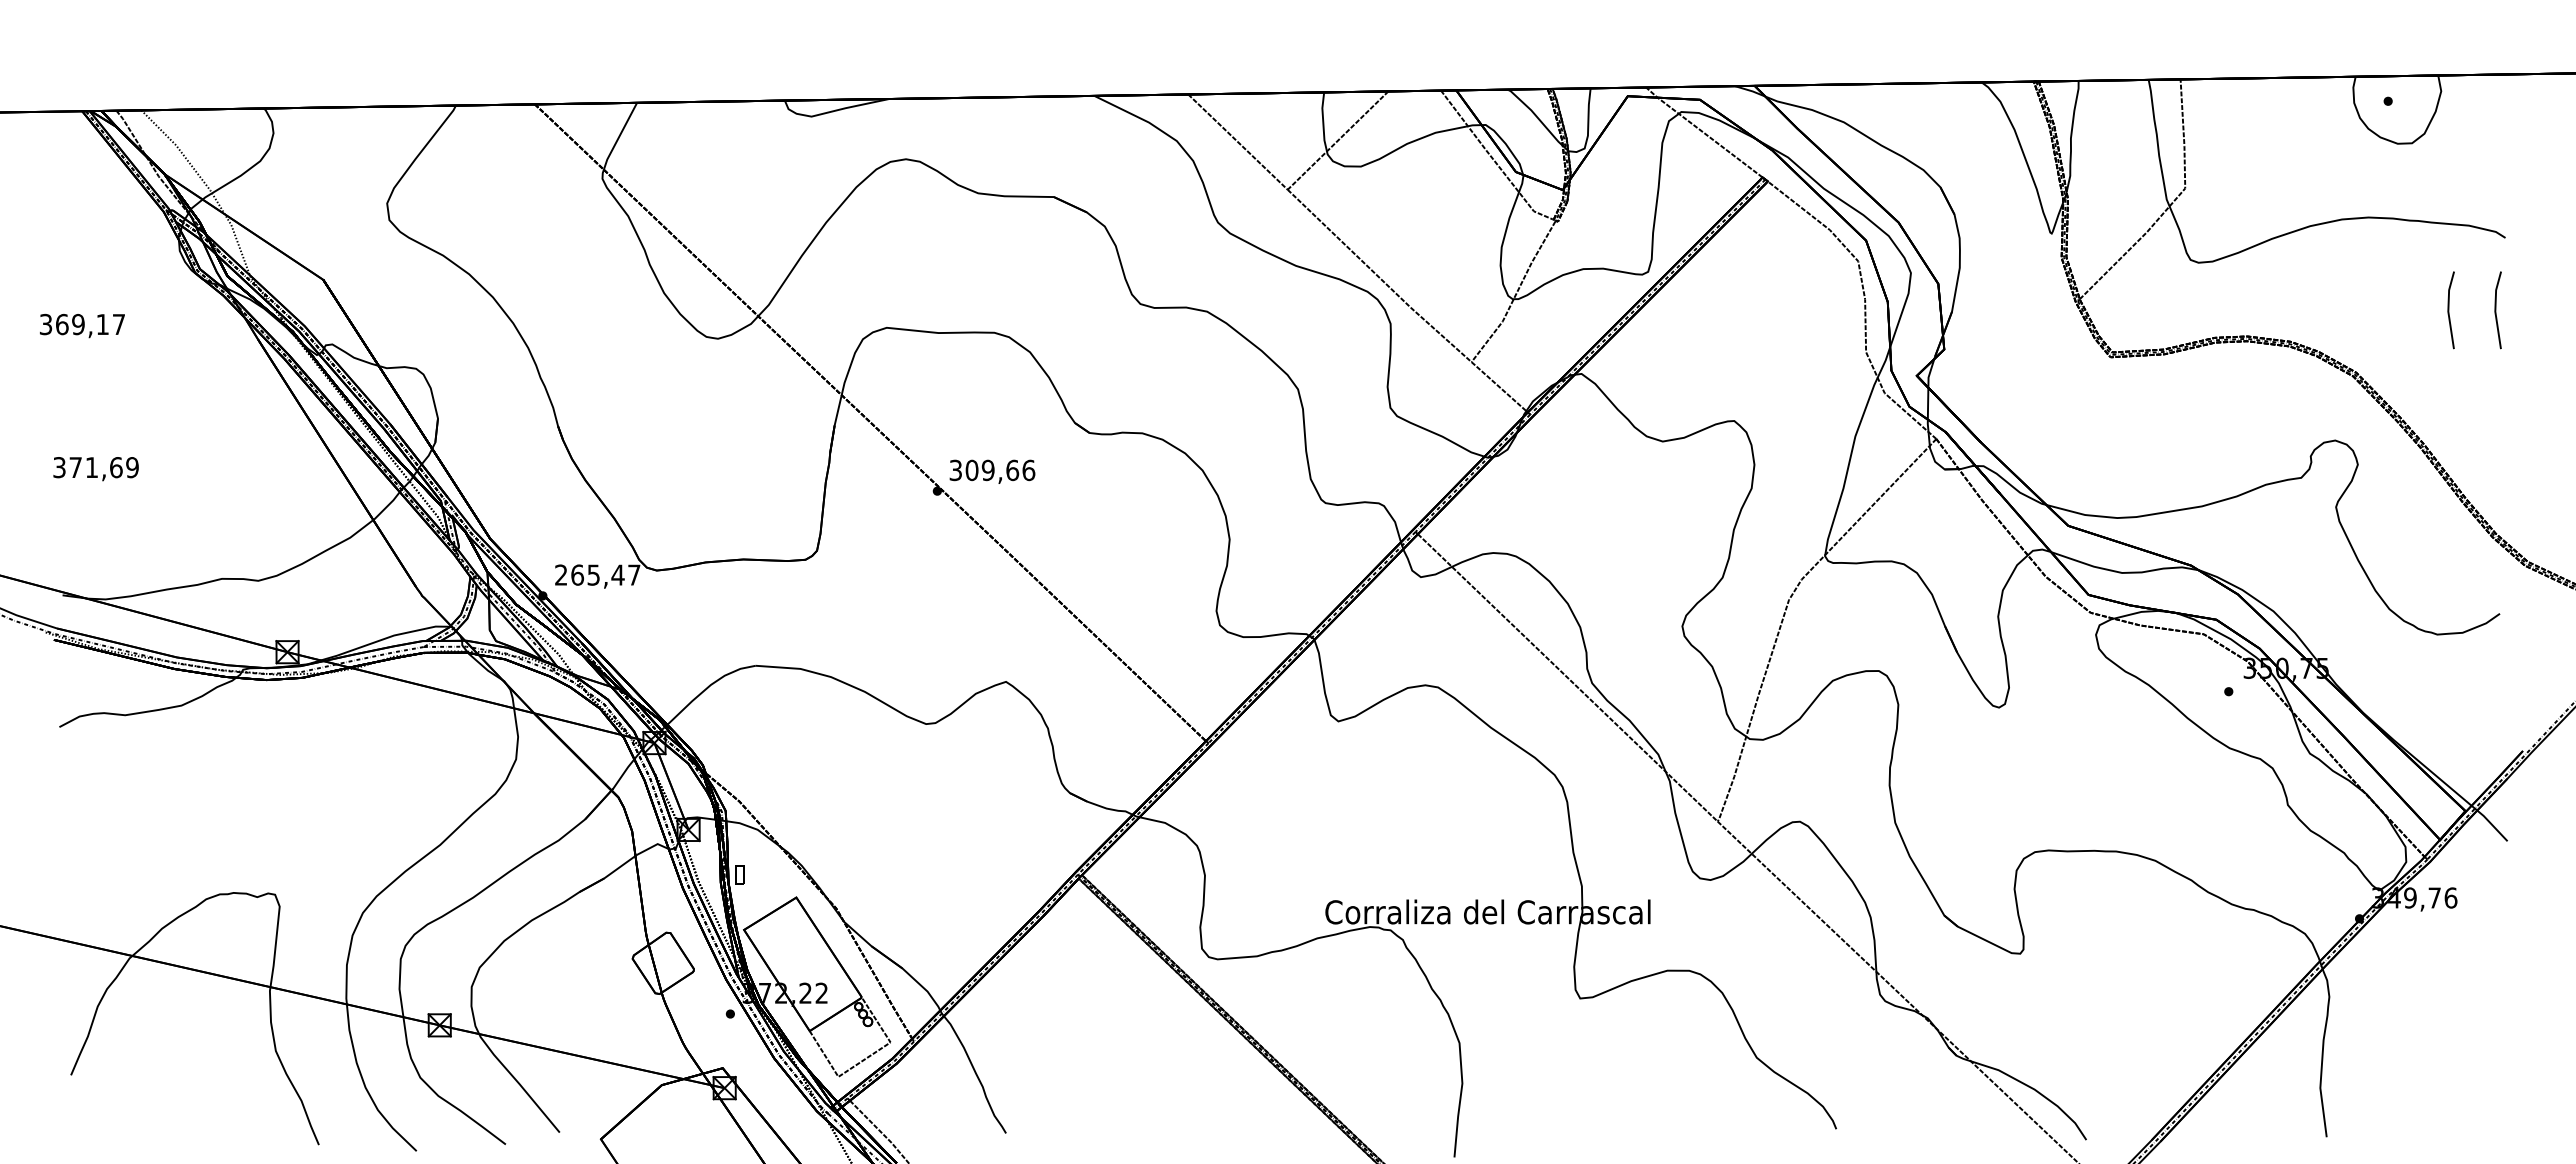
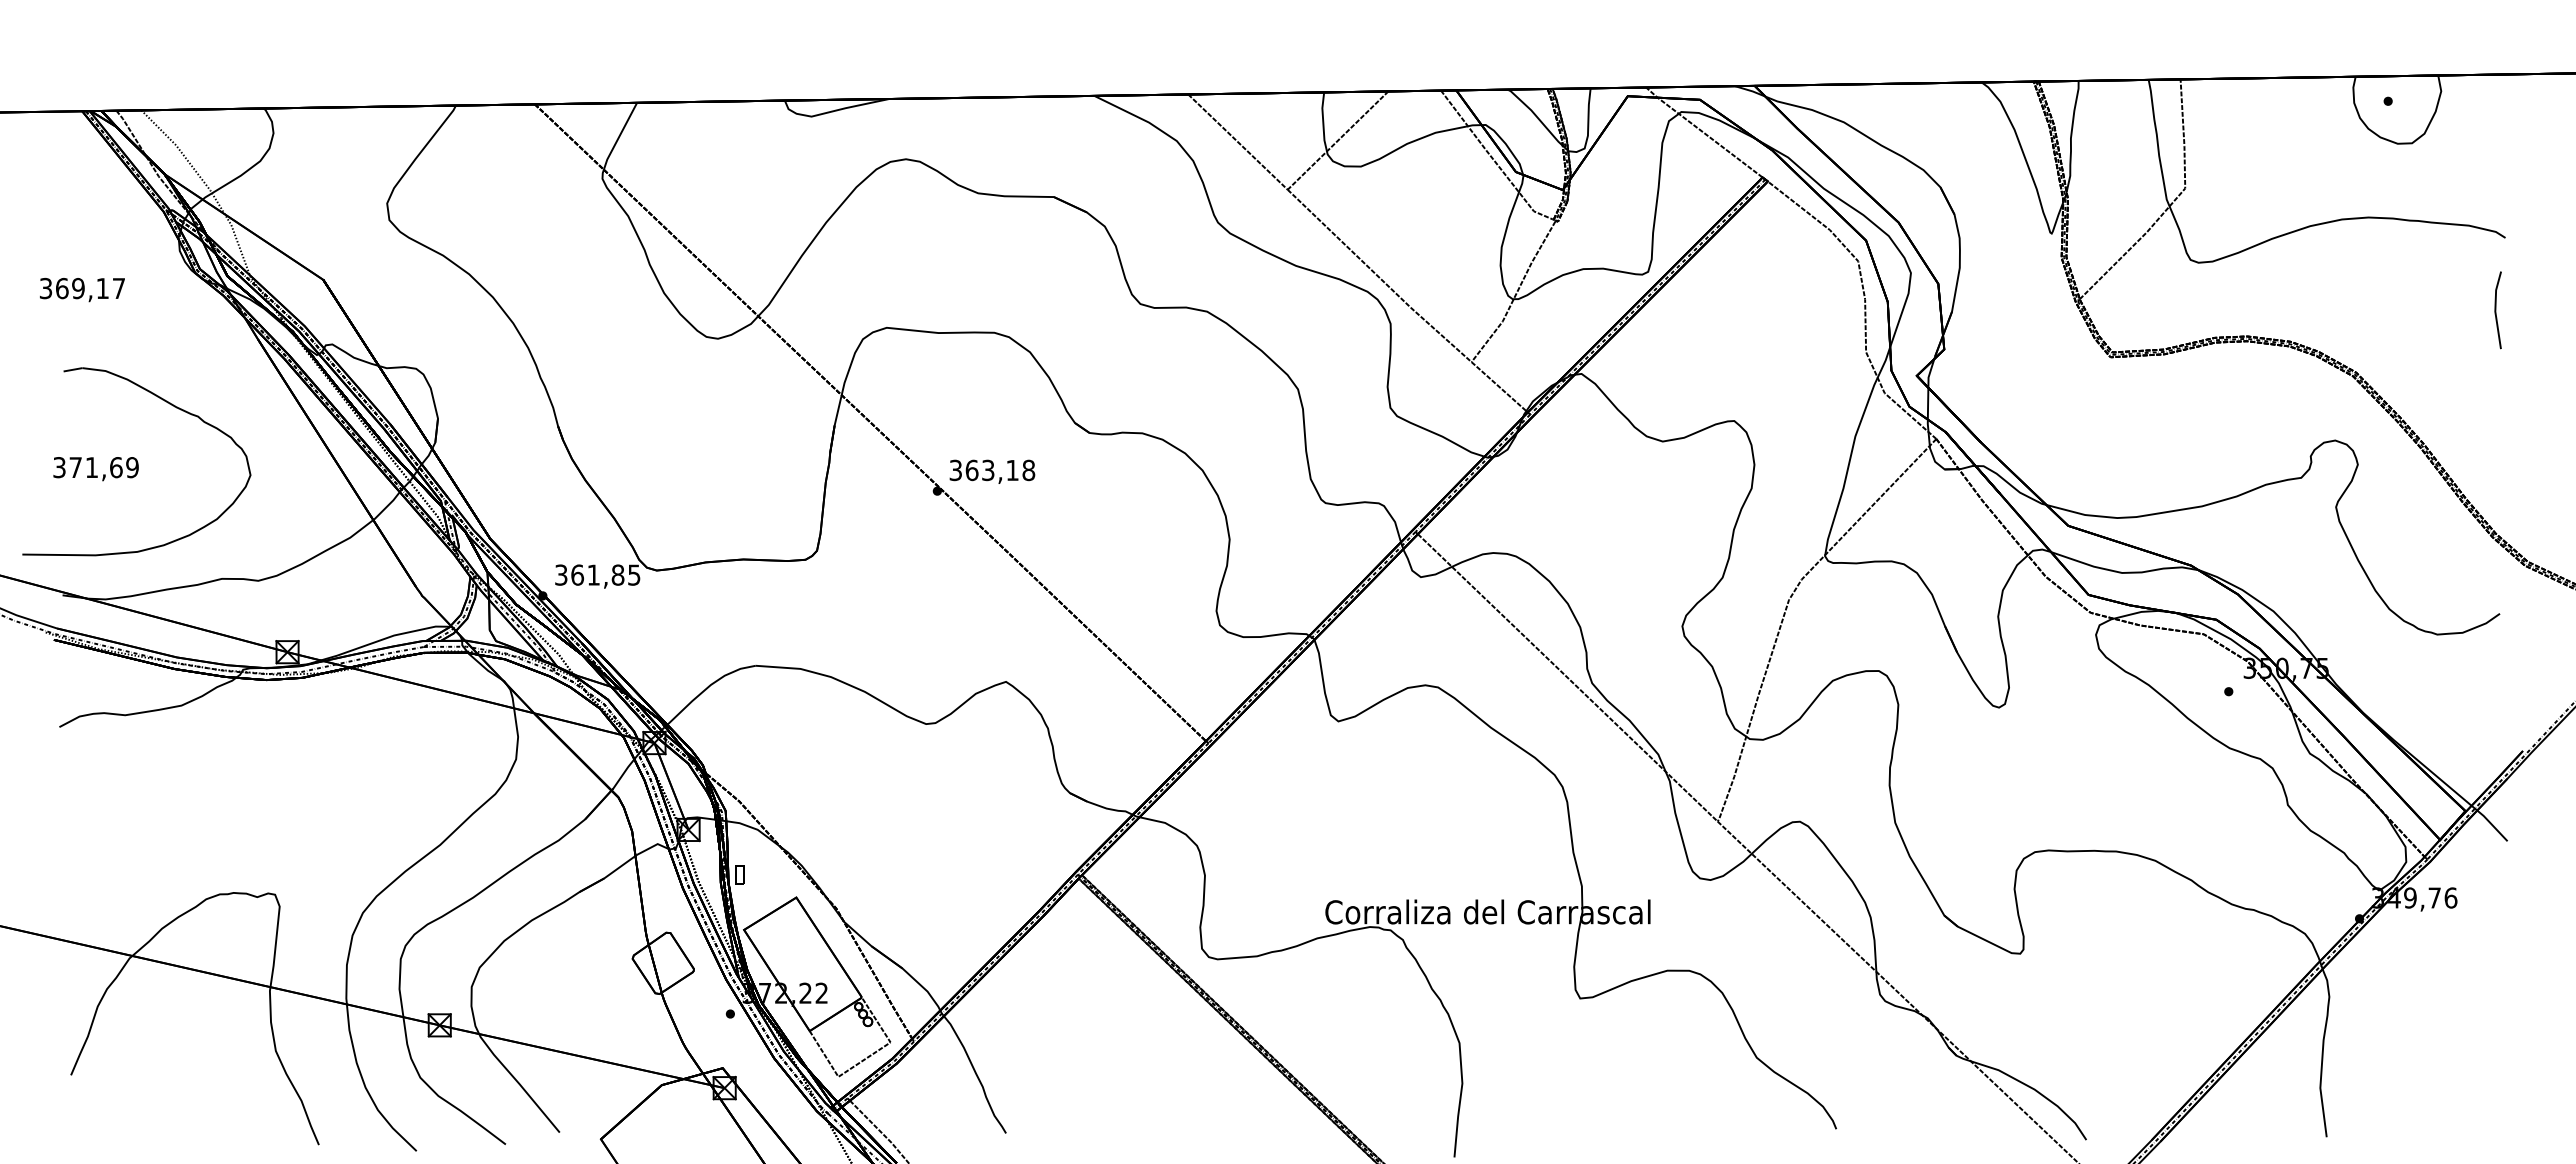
line: present -> none (2449, 310)
text position: (82, 325) -> (82, 289) (82, 289)
part: none -> present (167, 403)
text: 309,66 -> 363,18 (1000, 470)
text: 265,47 -> 361,85 (597, 574)
